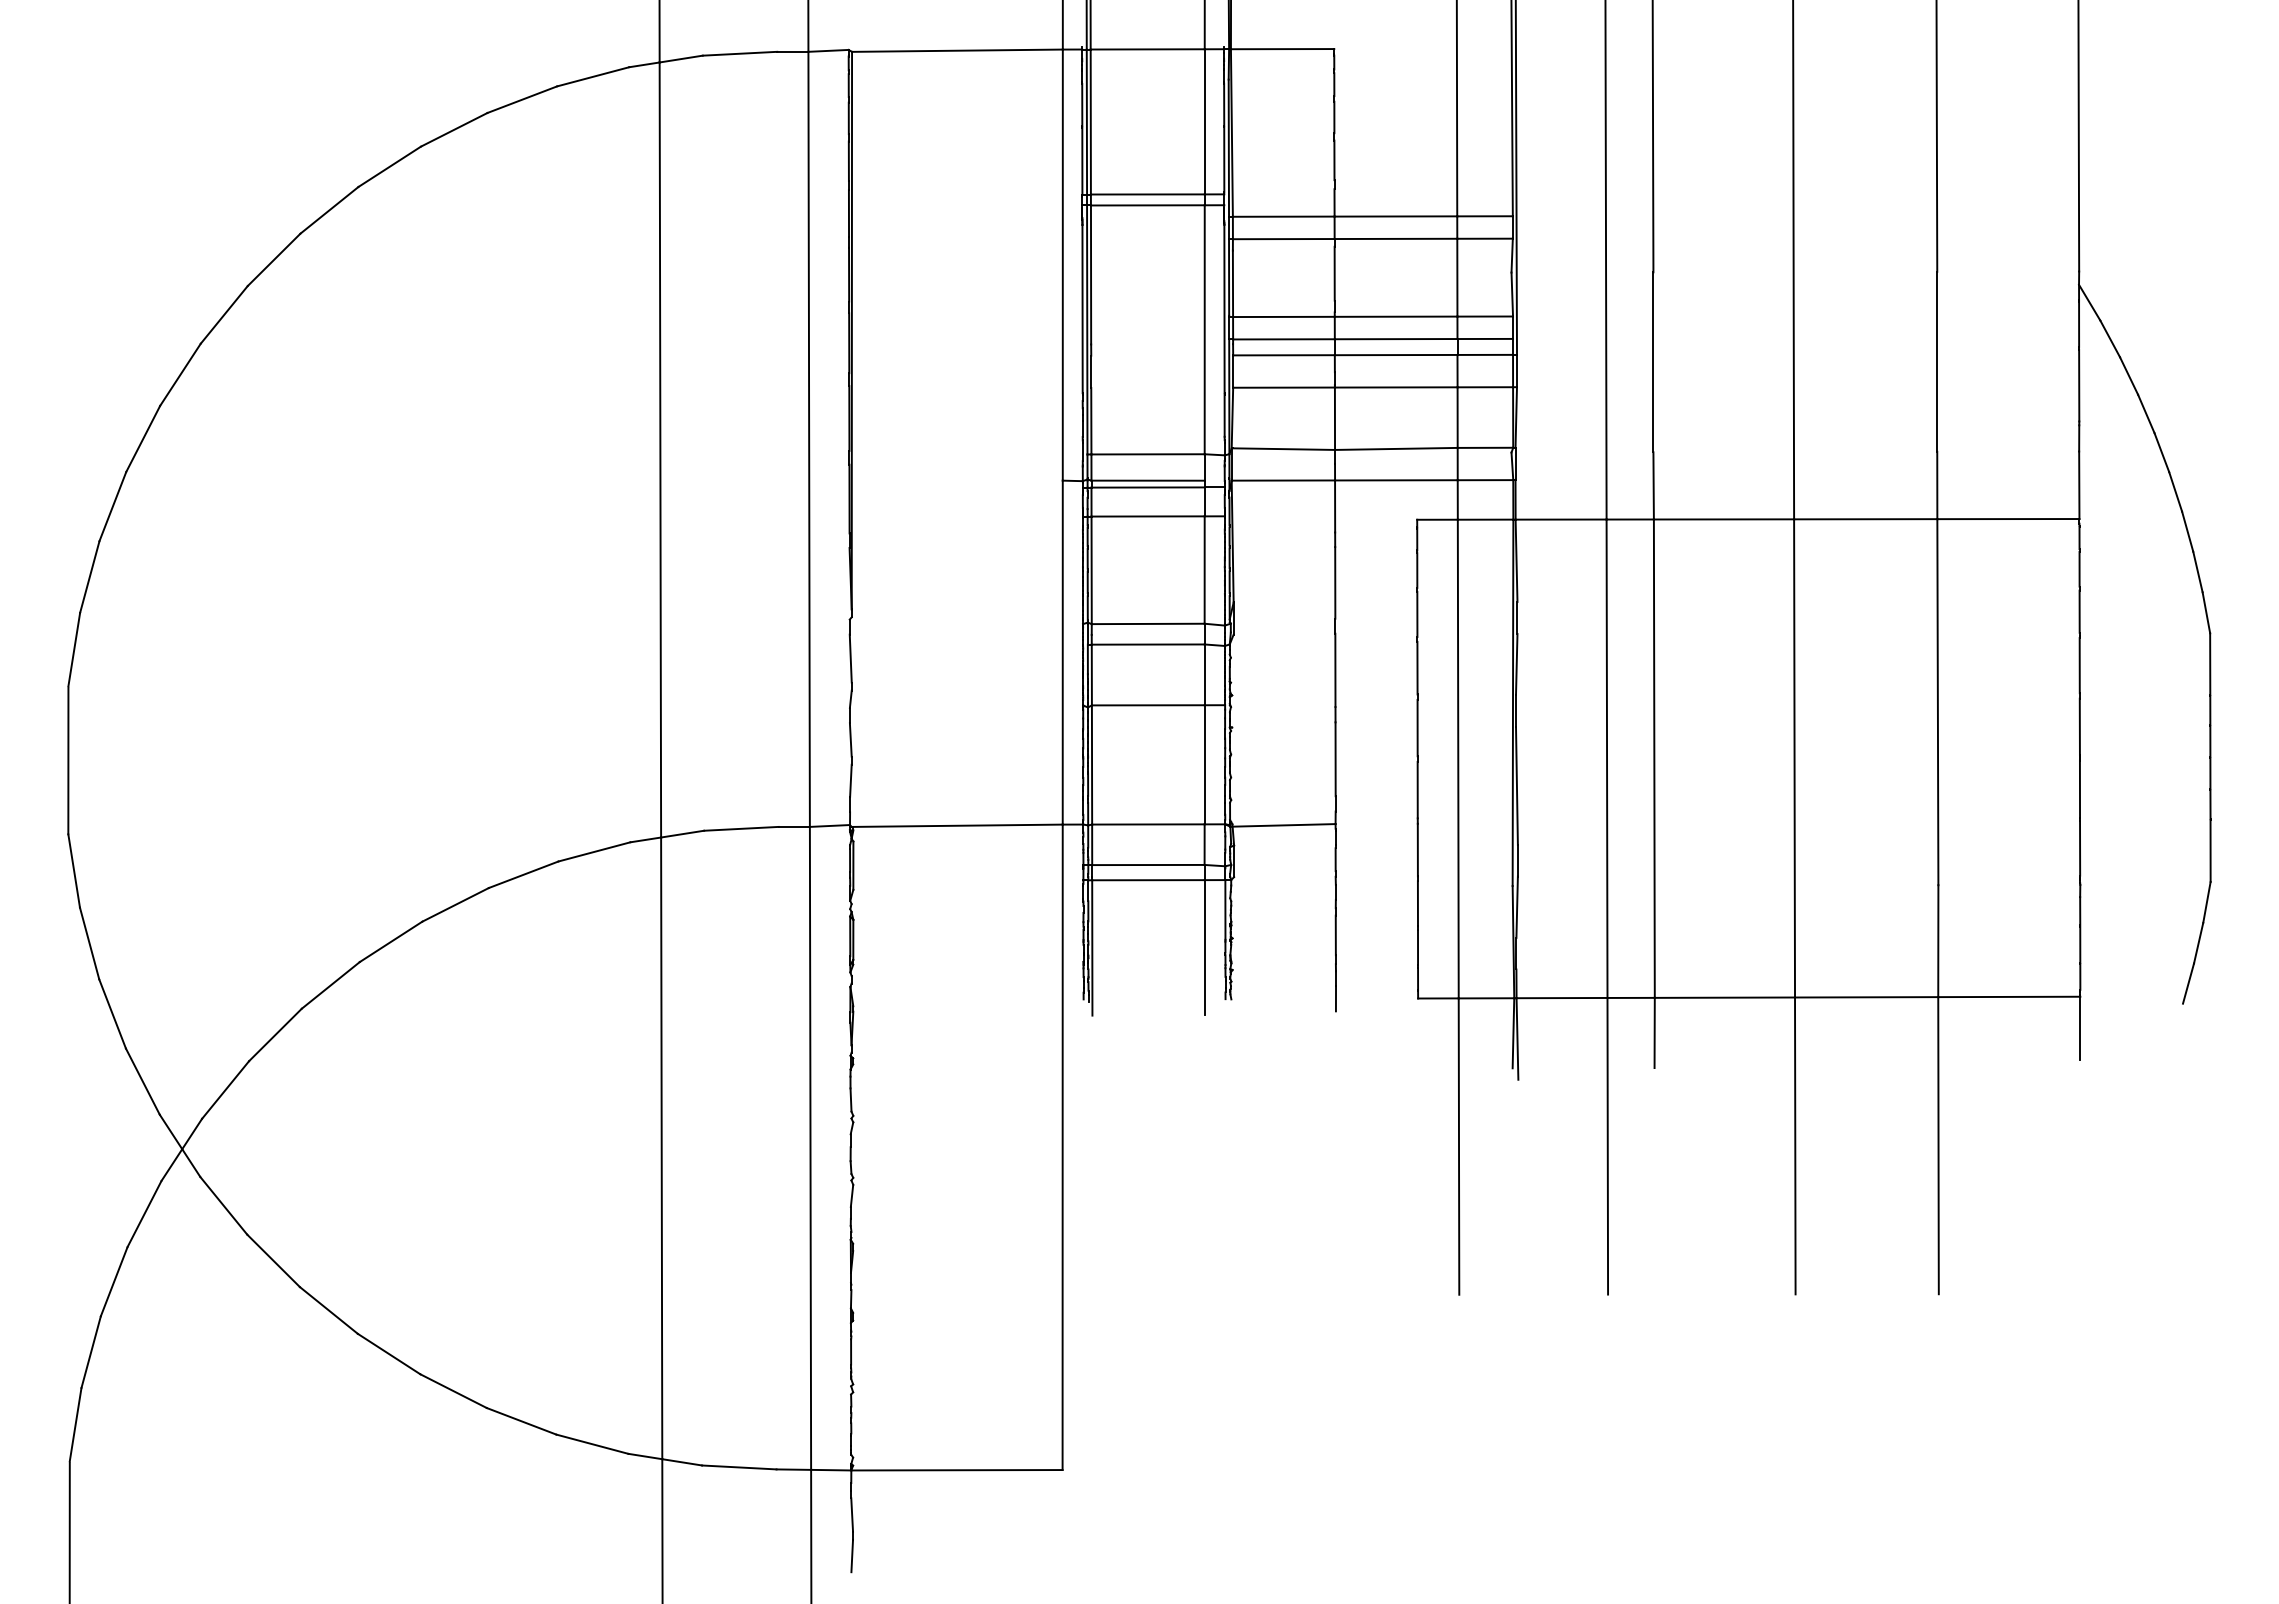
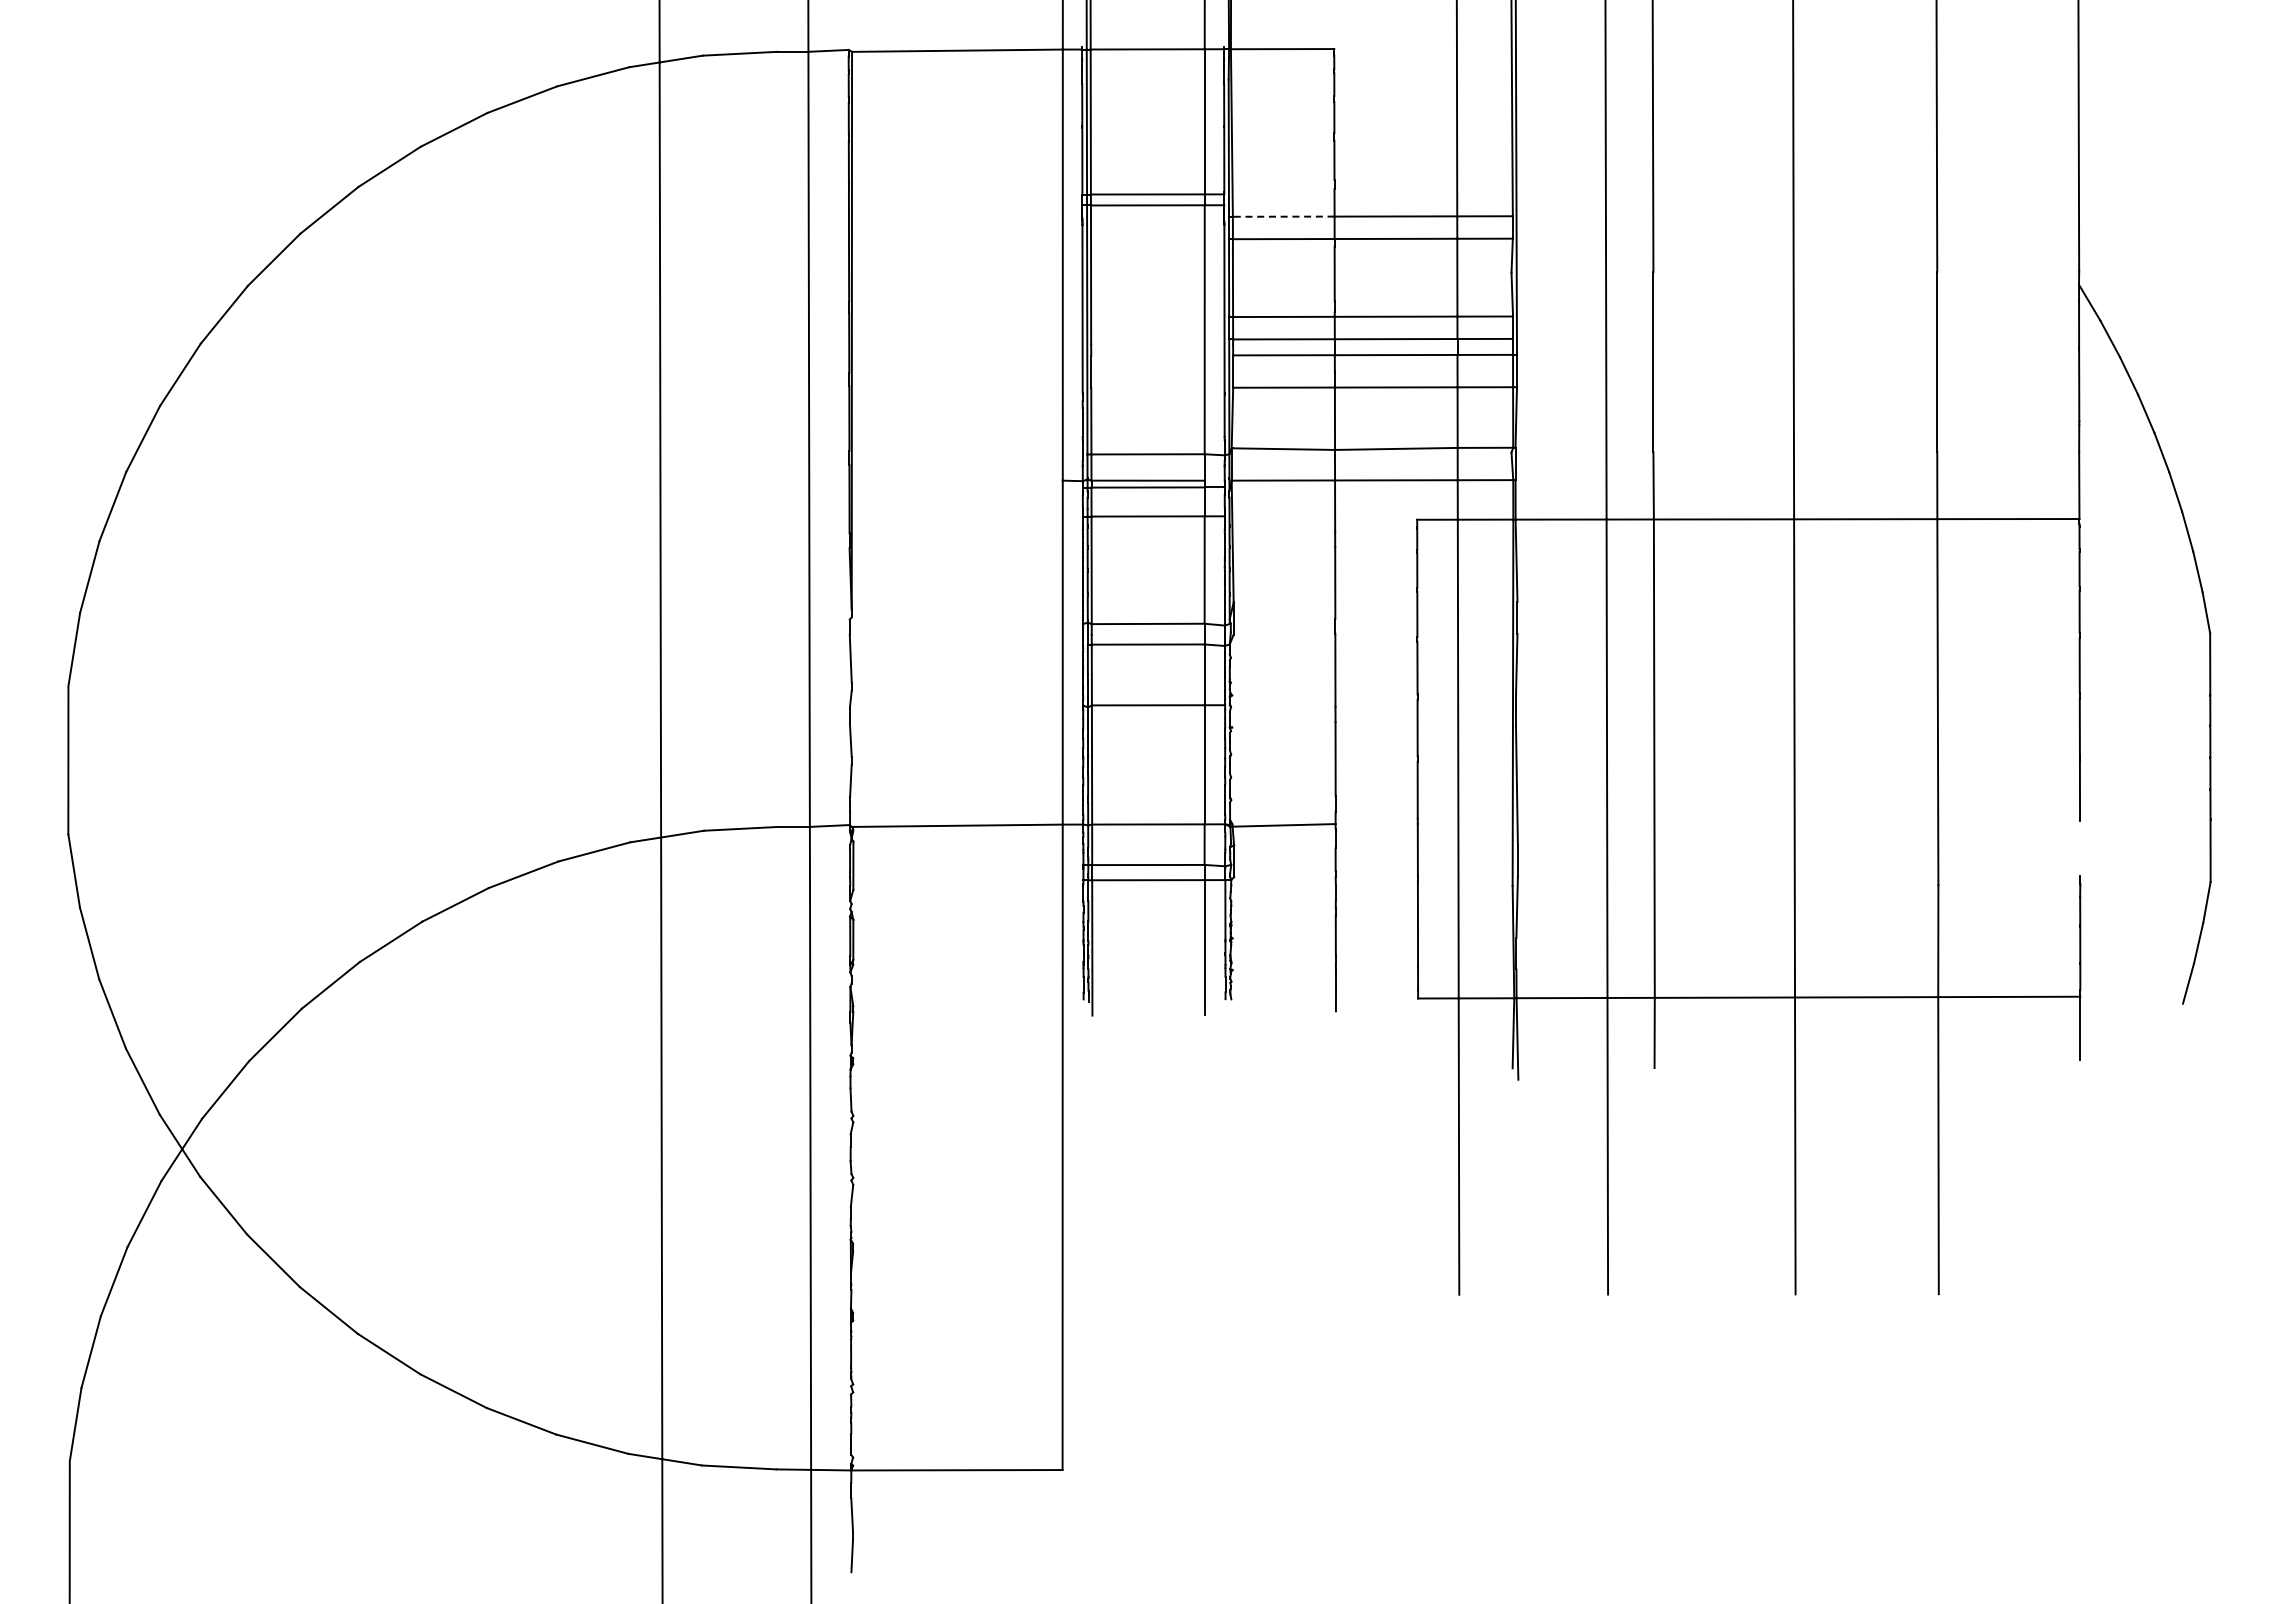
line: solid -> dashed (1283, 216)
line: present -> none (2080, 848)
